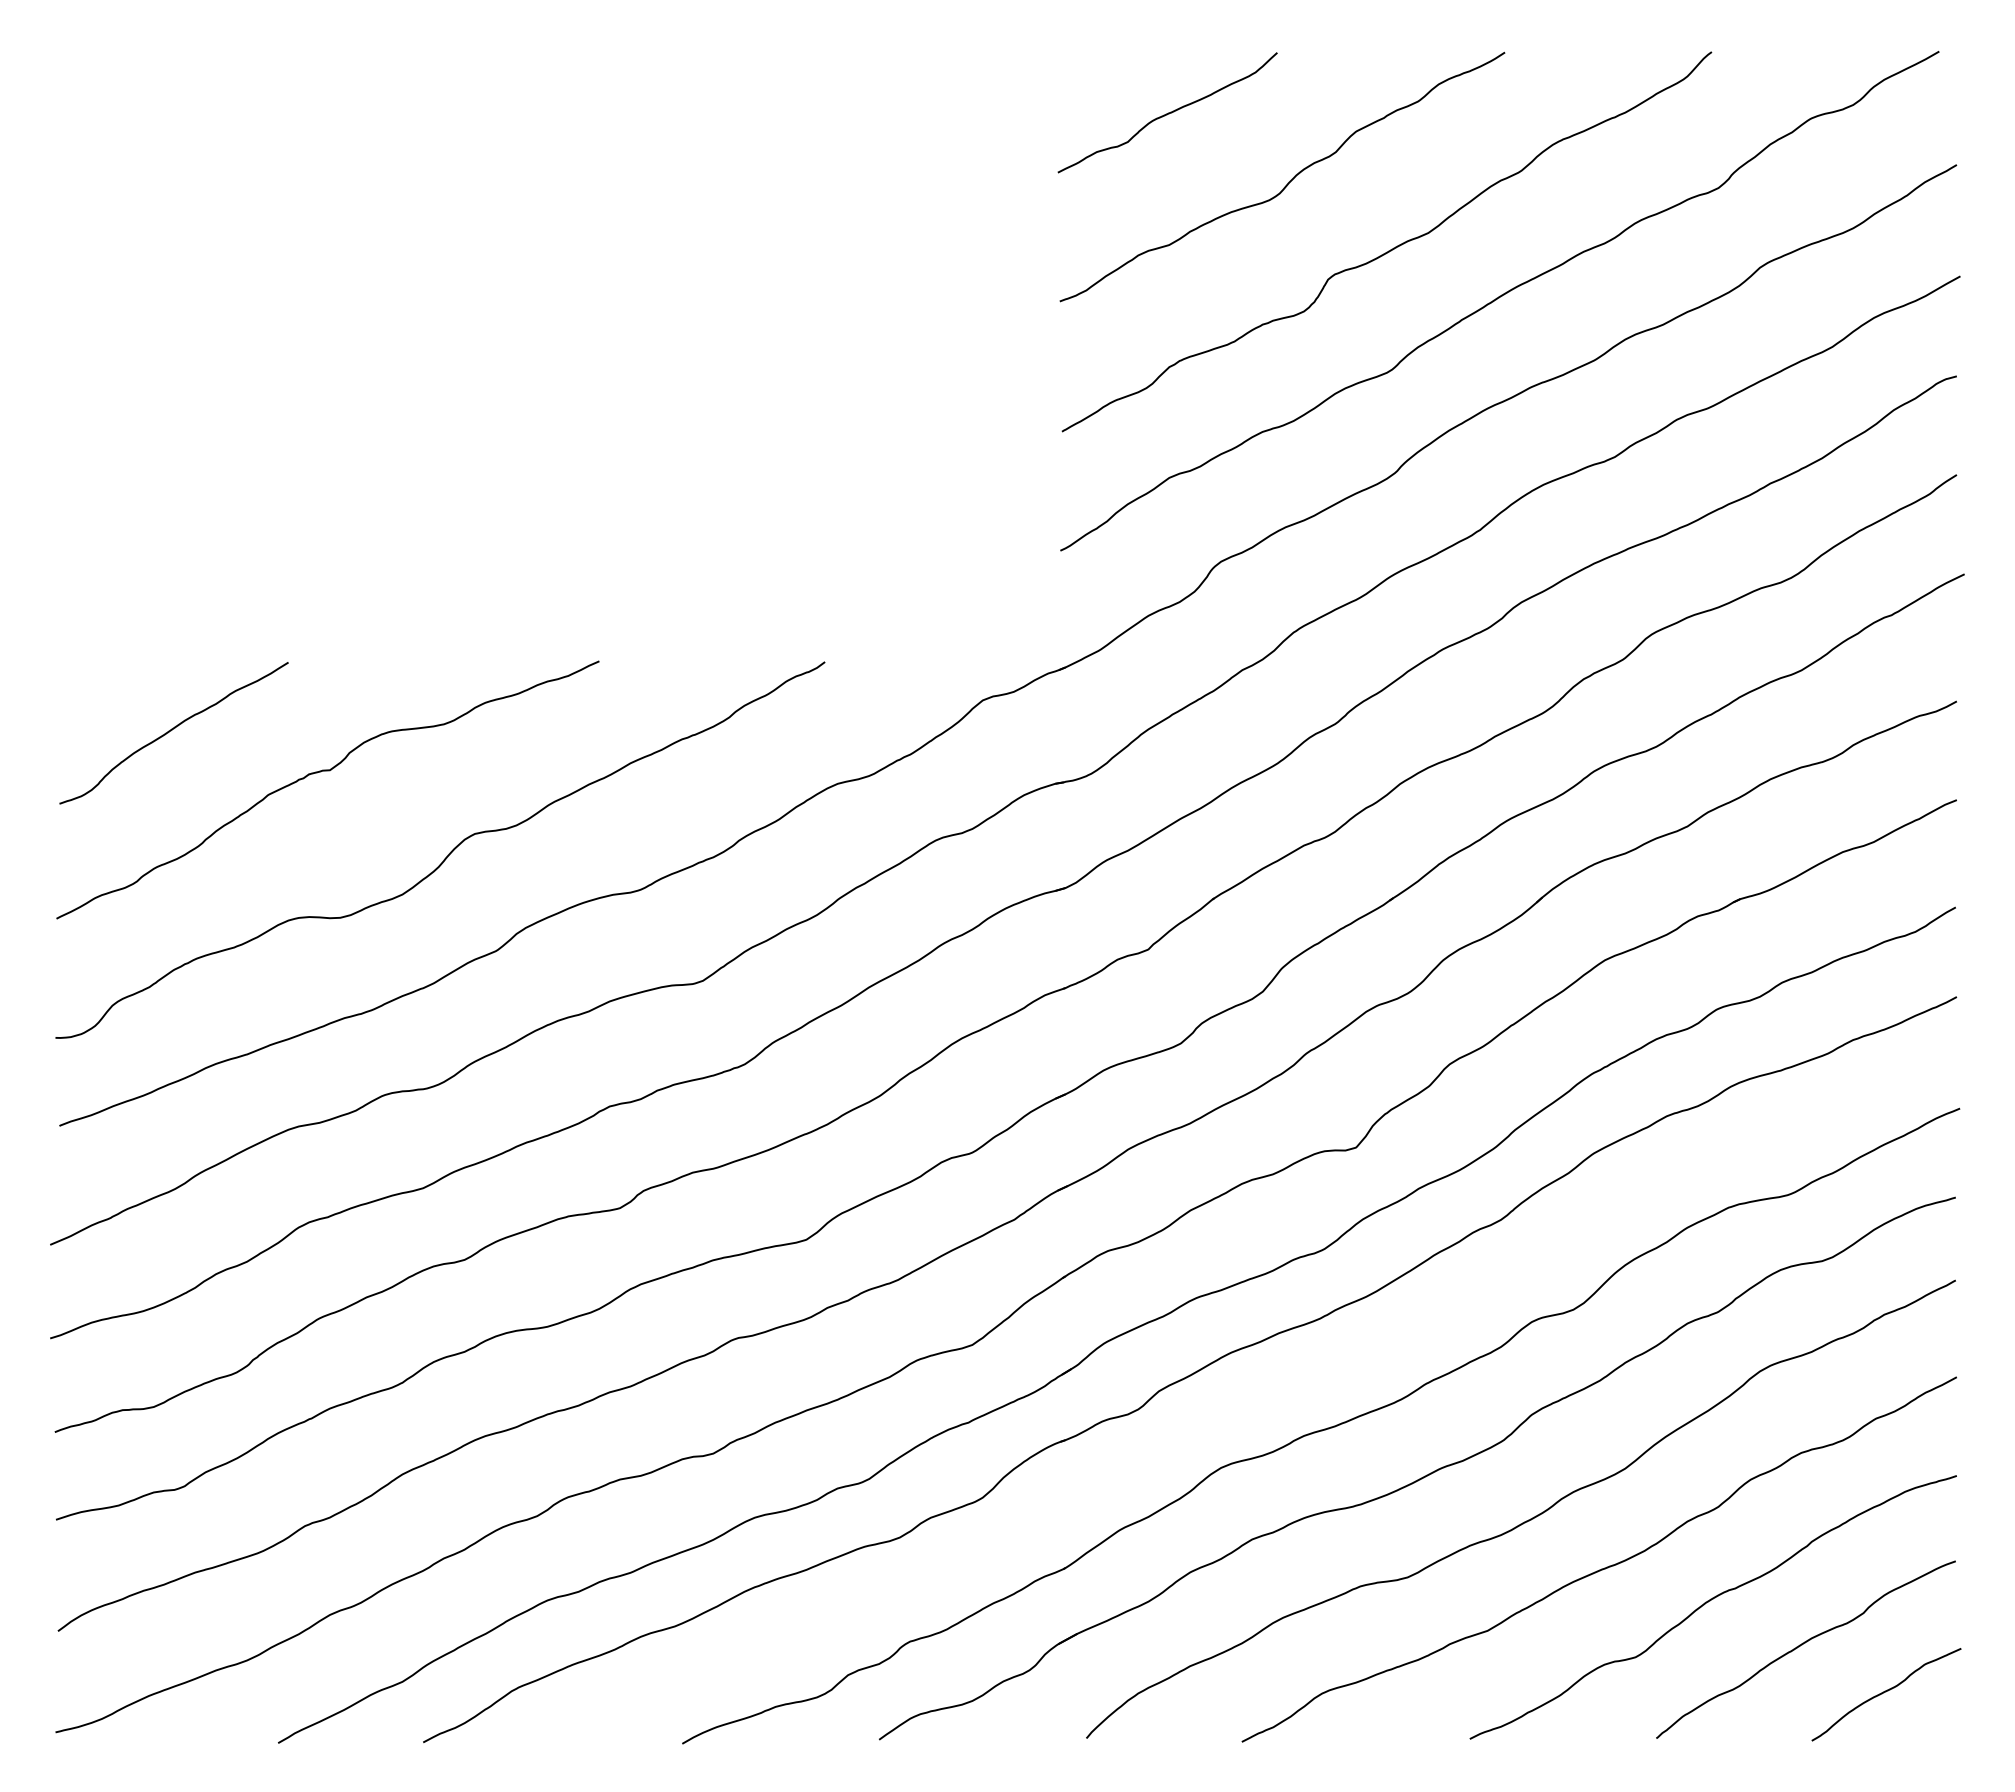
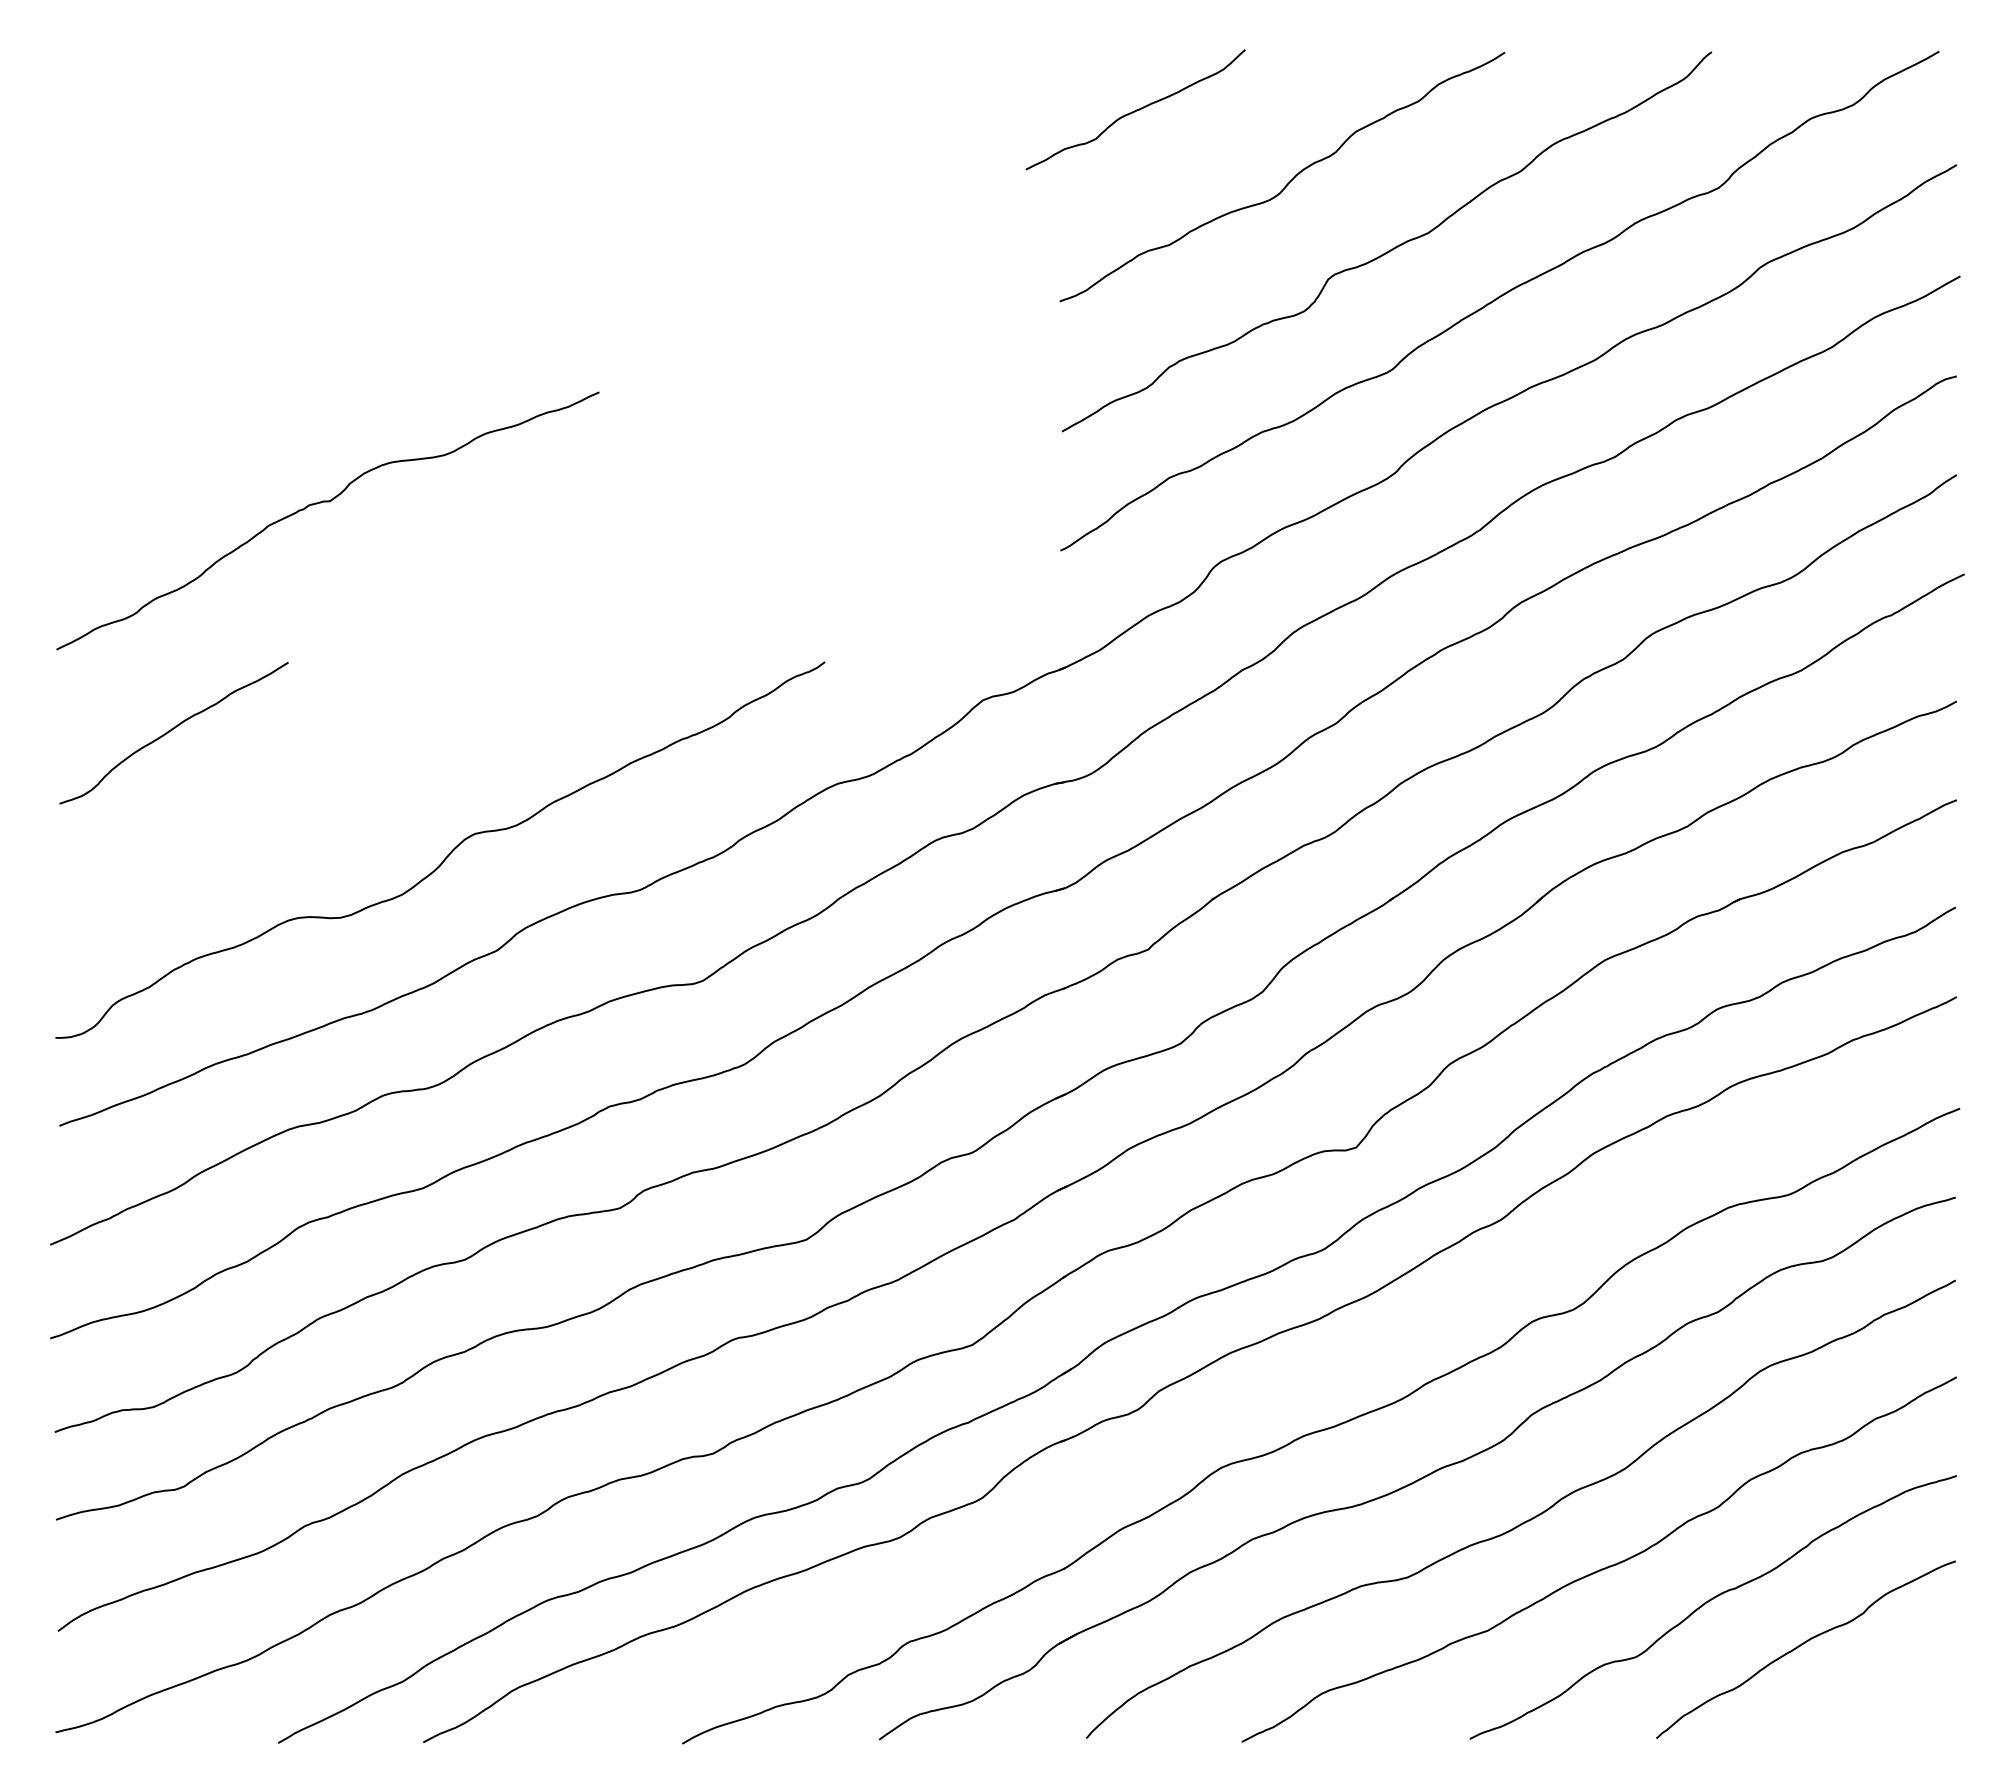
curve position: (1168, 112) -> (1136, 109) (1136, 109)
curve position: (327, 771) -> (327, 502) (327, 502)
curve: present -> none (1886, 1692)
